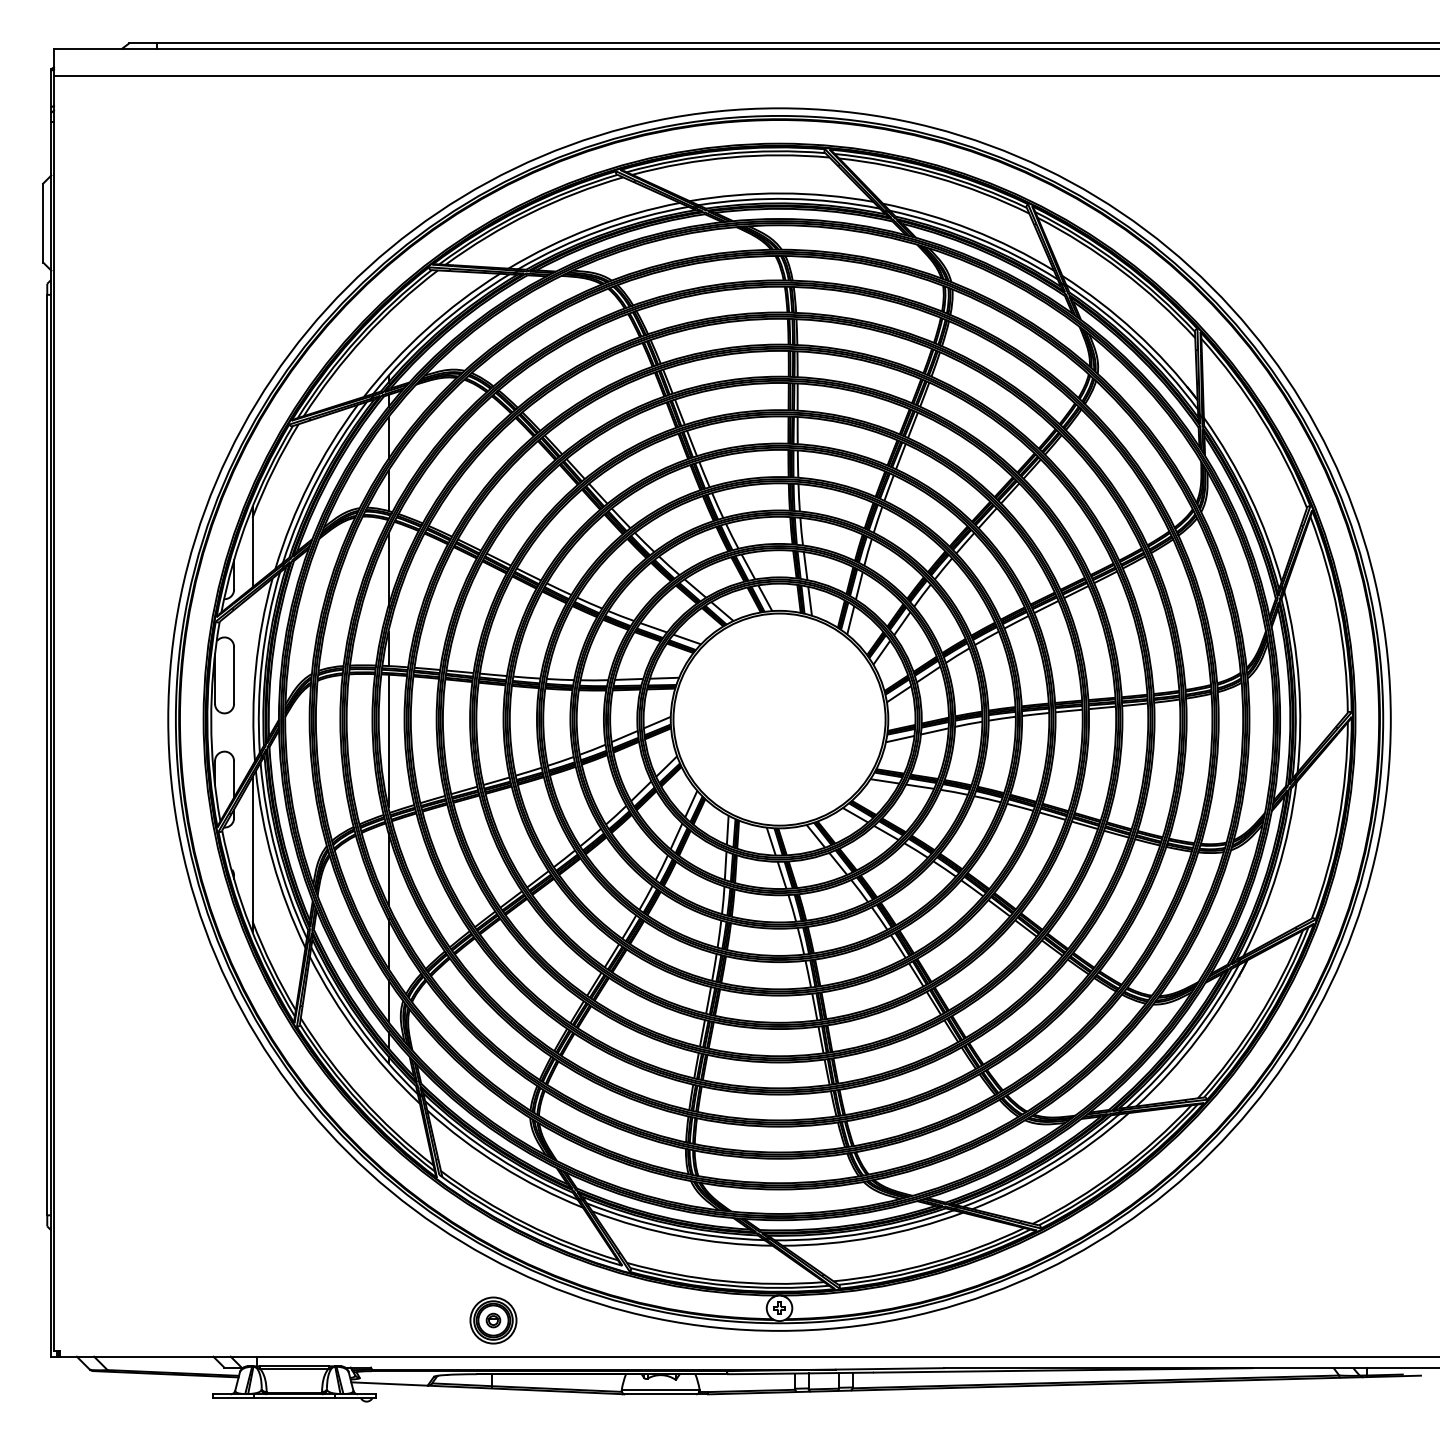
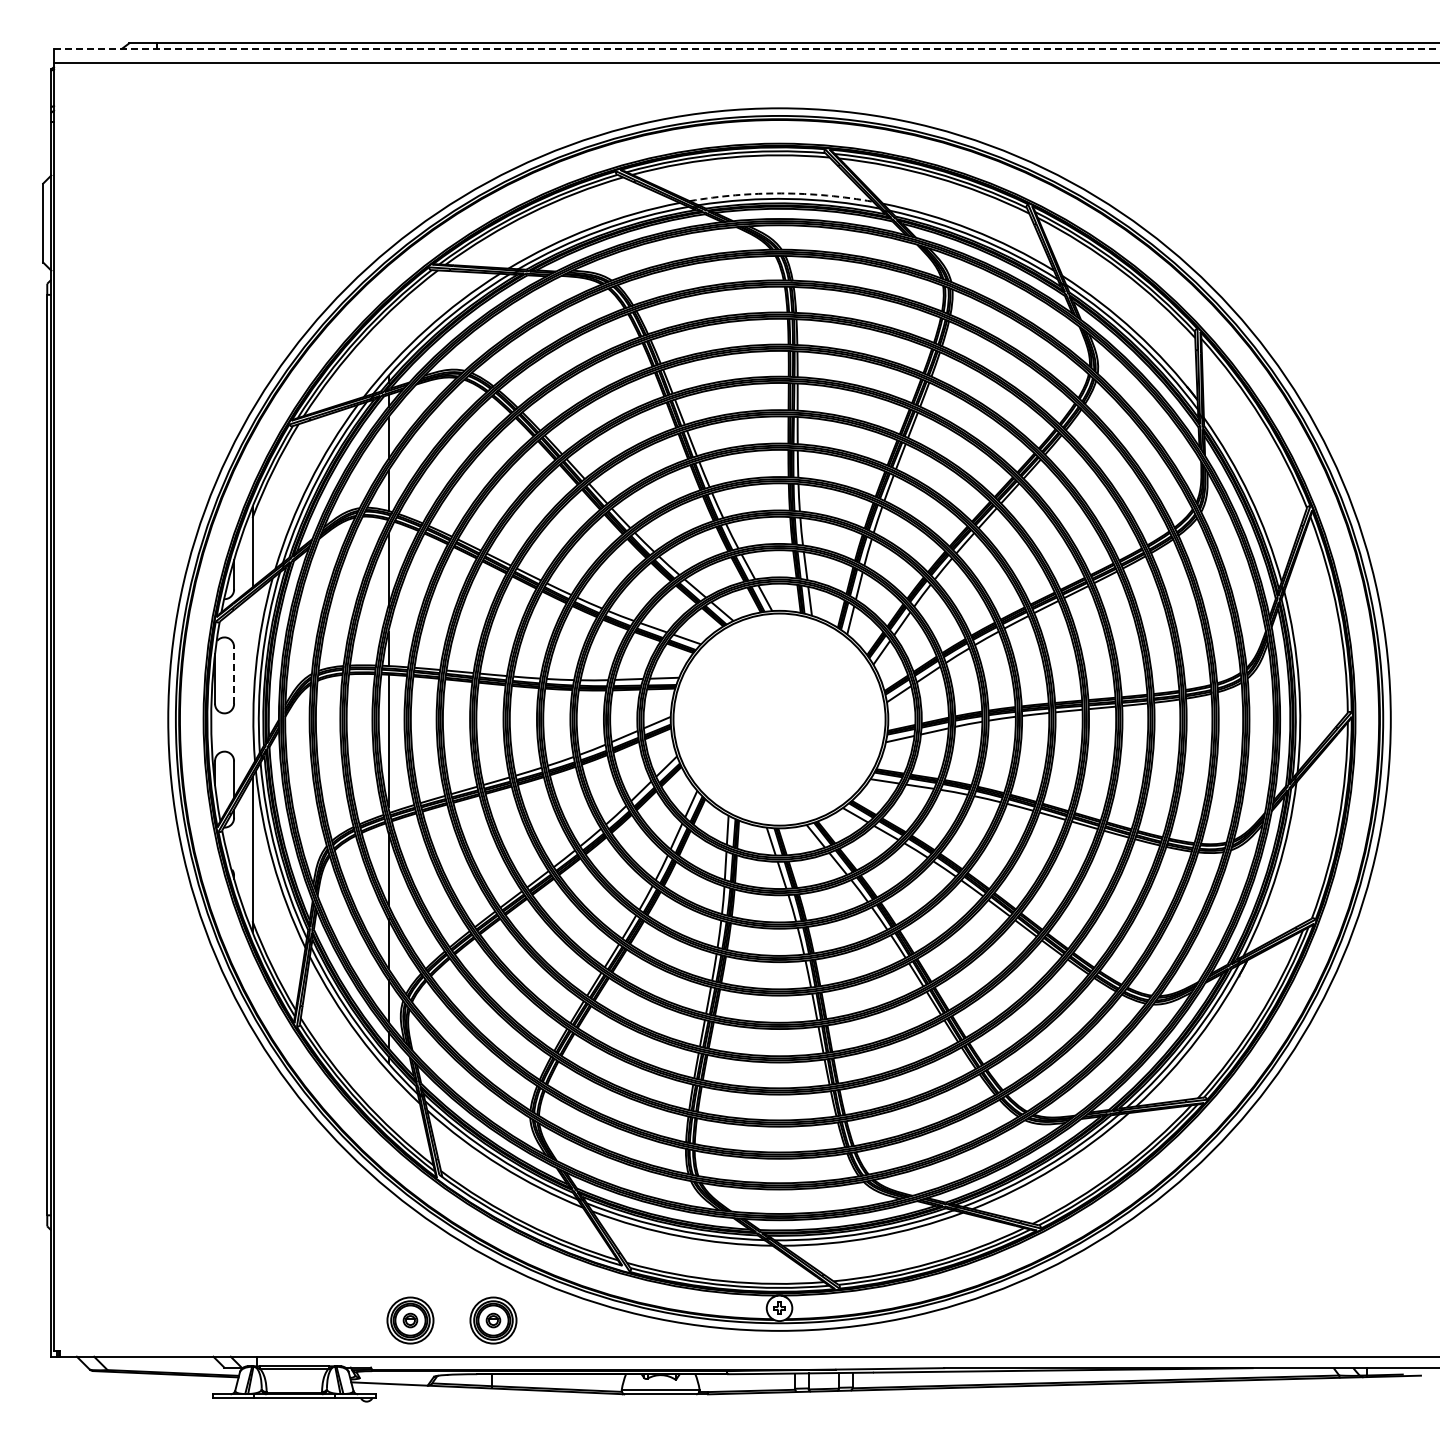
line: solid -> dashed (746, 48)
line position: (745, 75) -> (745, 62) (745, 62)
arc: solid -> dashed (781, 193)
line: solid -> dashed (234, 674)
part: none -> present (410, 1320)
